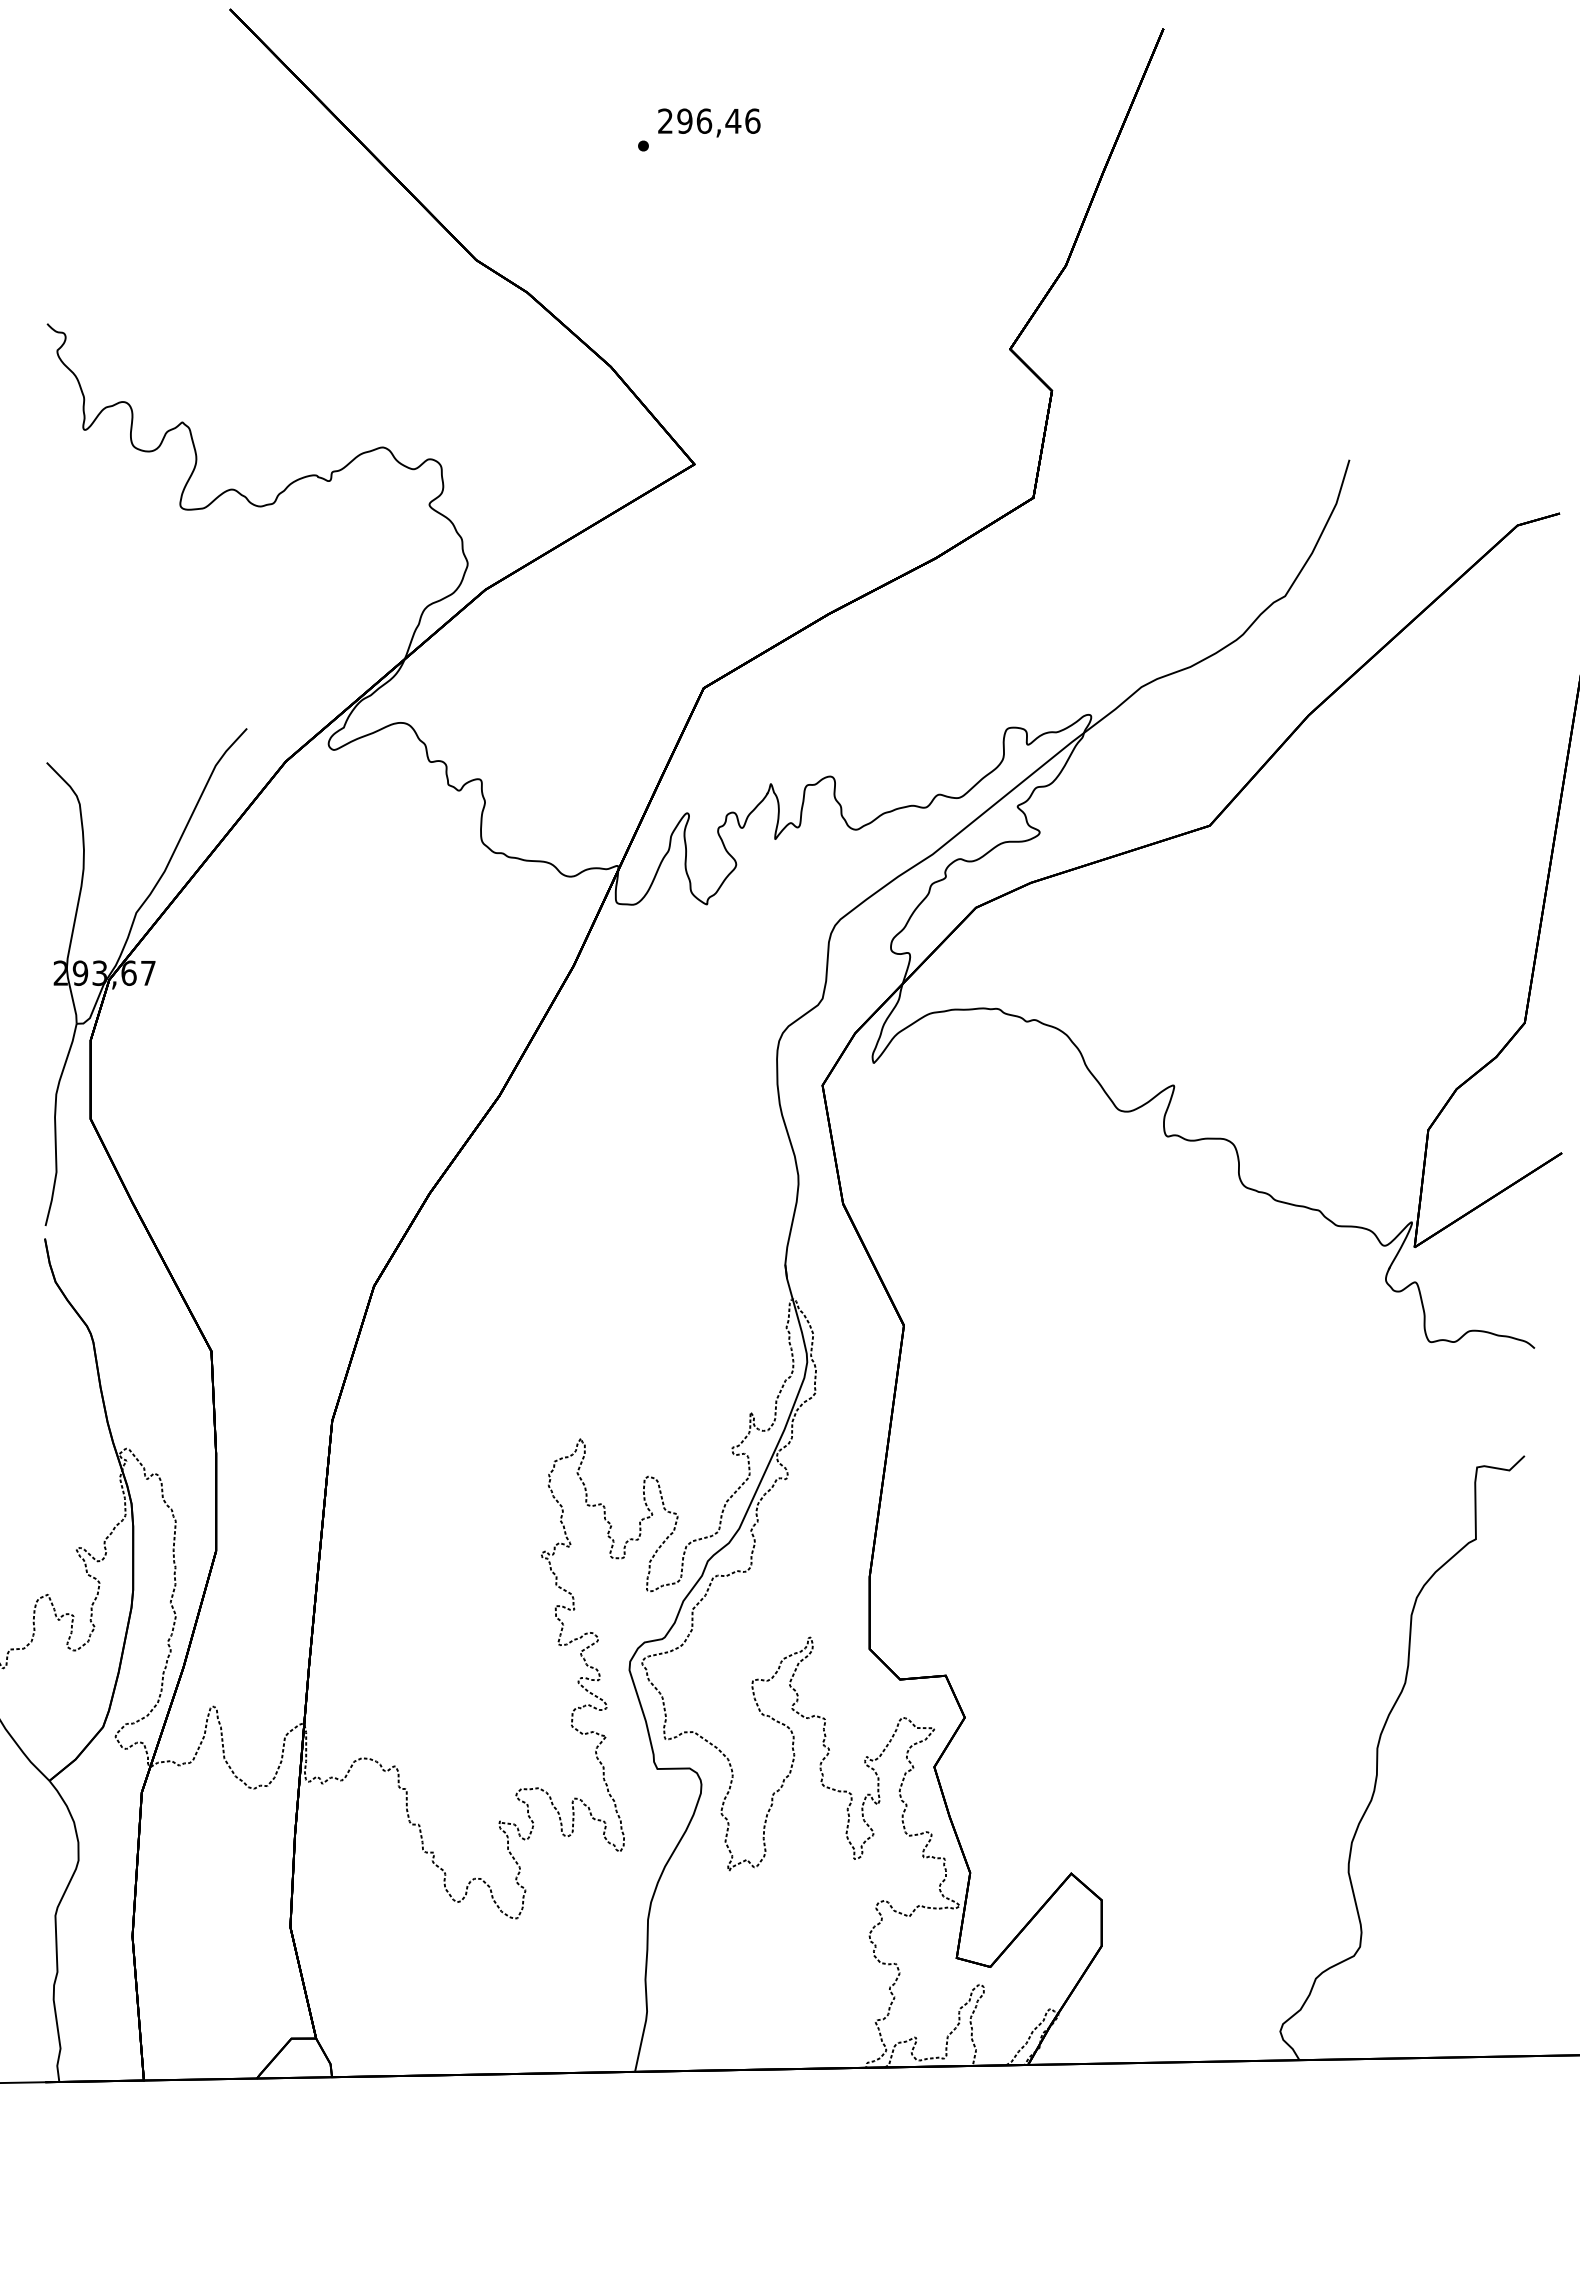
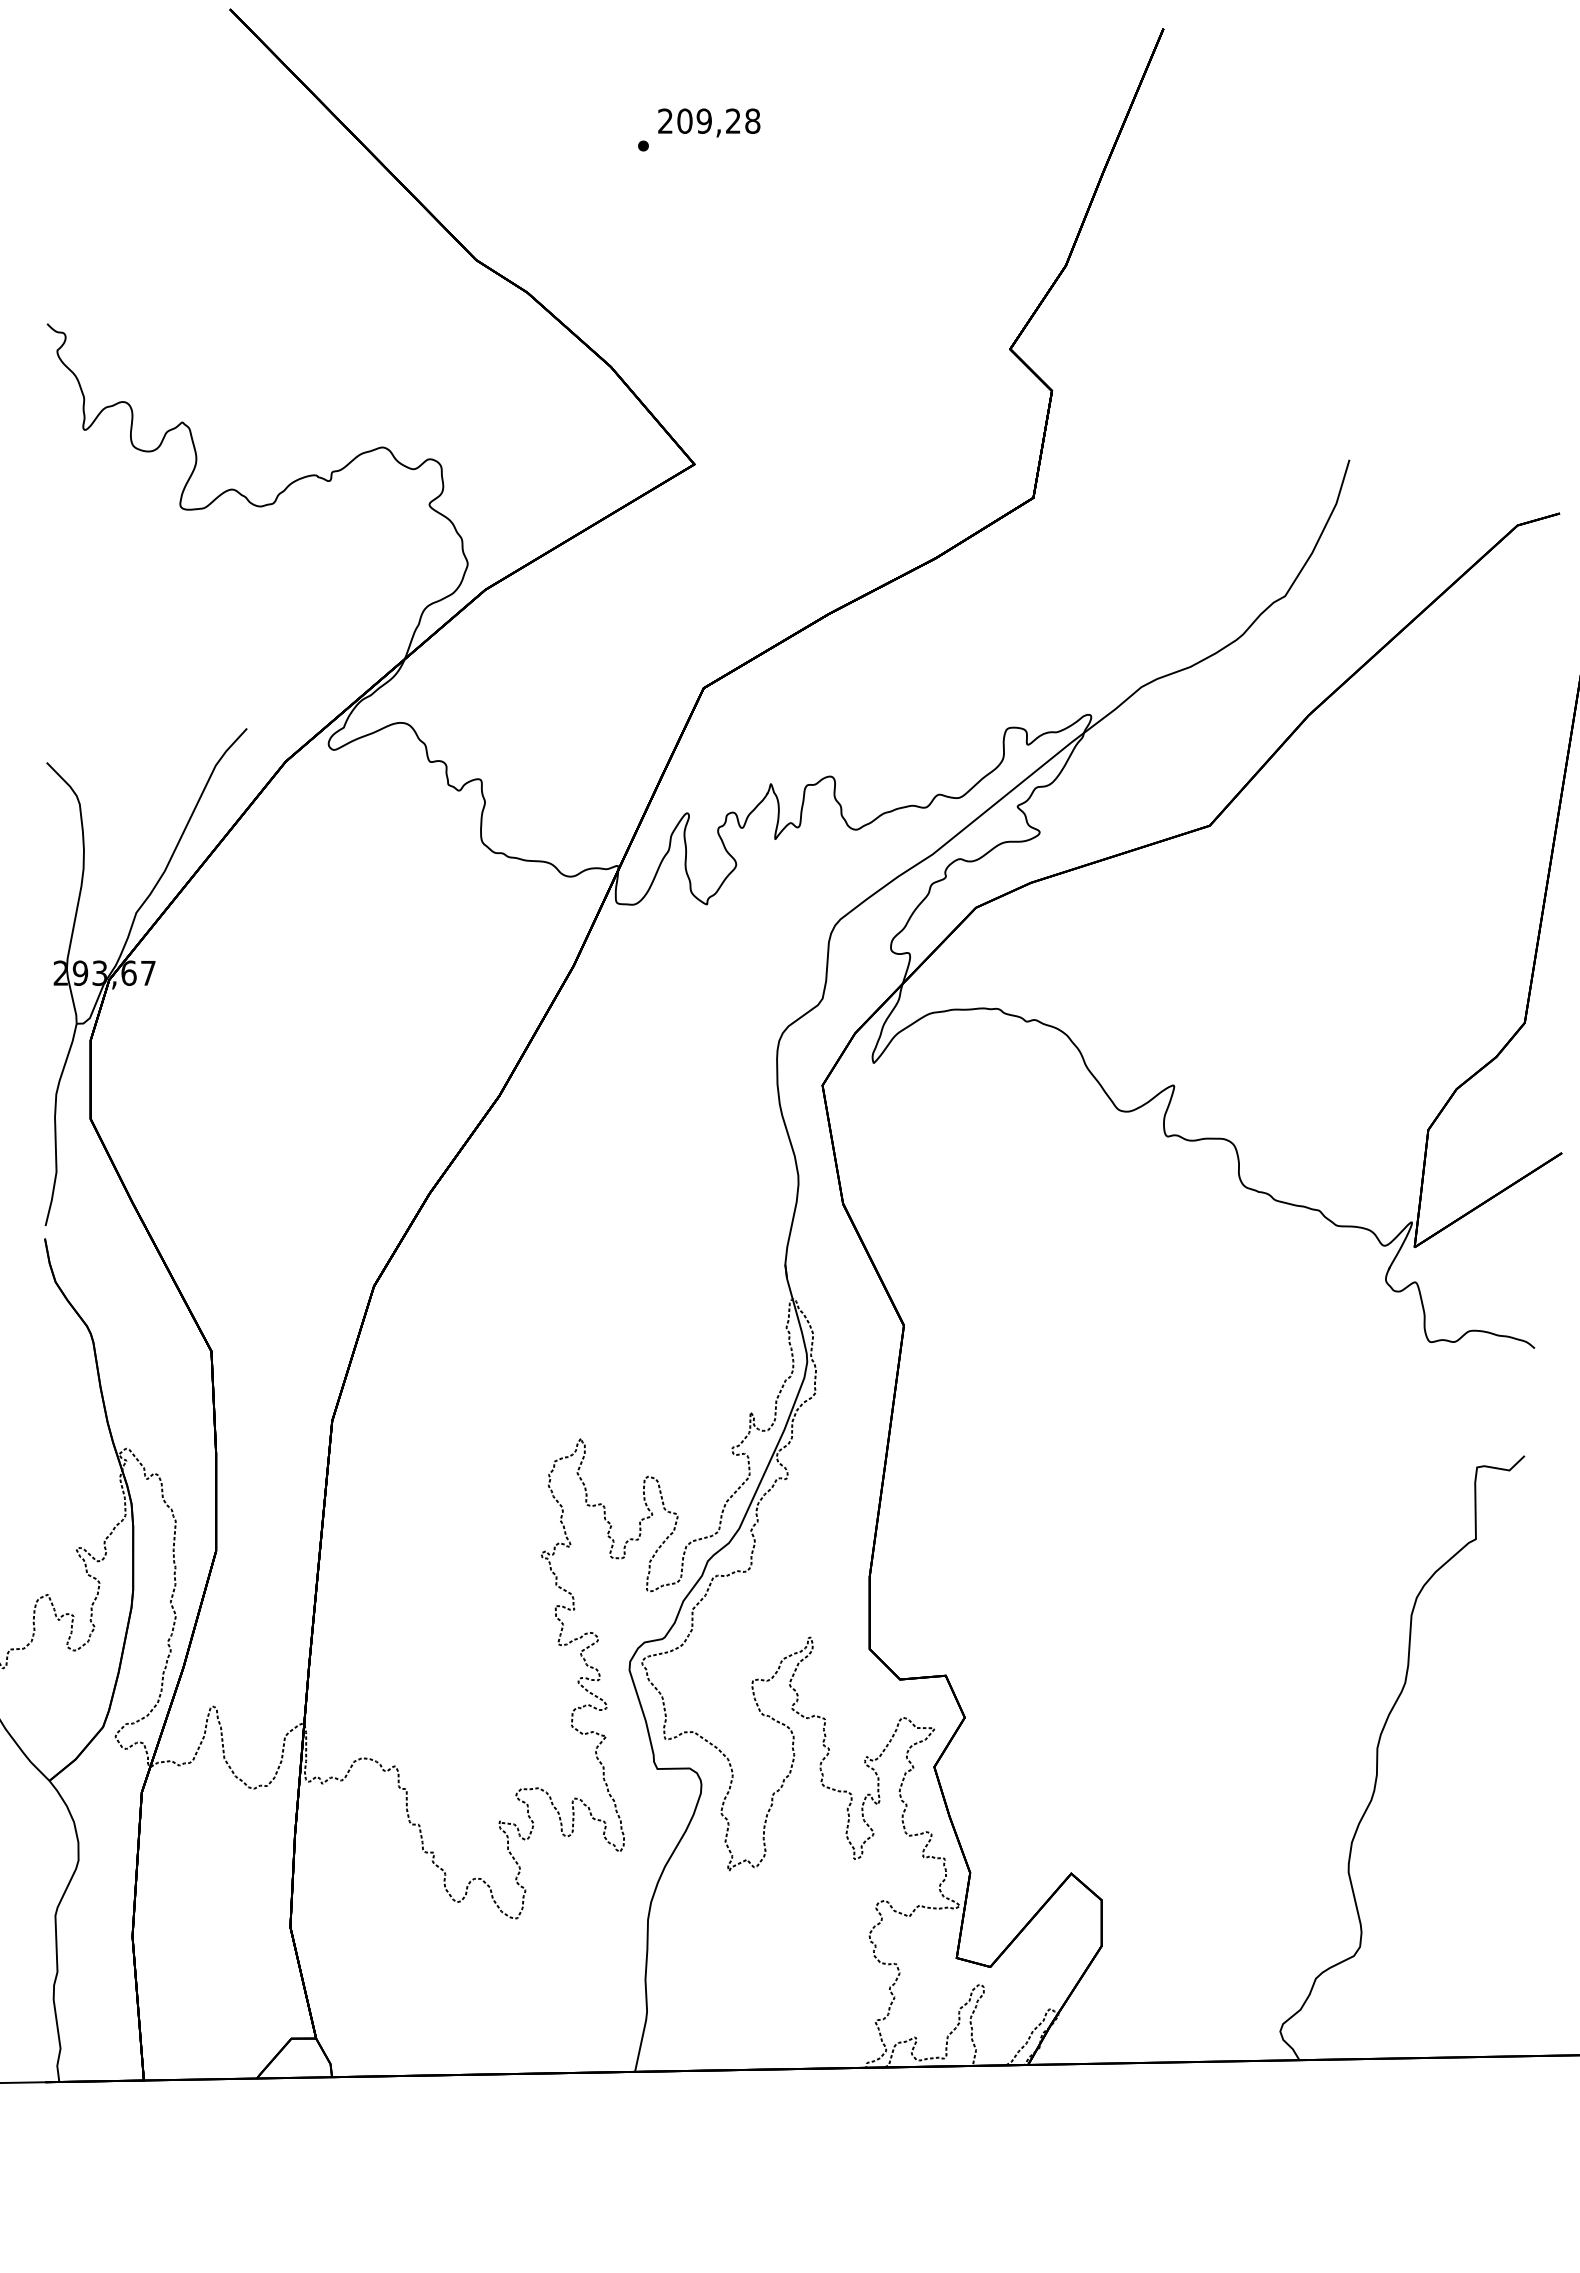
text: 296,46 -> 209,28 (718, 120)
